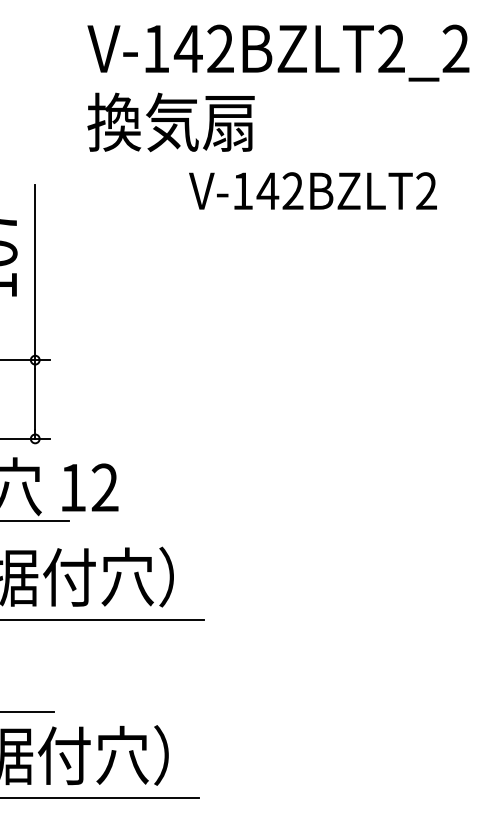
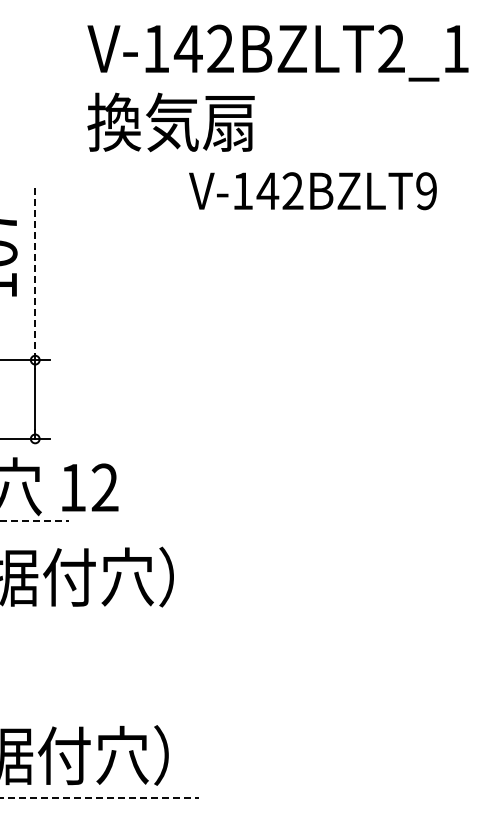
text: V-142BZLT2_2 -> V-142BZLT2_1 (455, 48)
text: V-142BZLT2 -> V-142BZLT9 (426, 191)
line: solid -> dashed (35, 272)
line: solid -> dashed (35, 520)
line: present -> none (102, 619)
line: present -> none (28, 711)
line: solid -> dashed (99, 798)
